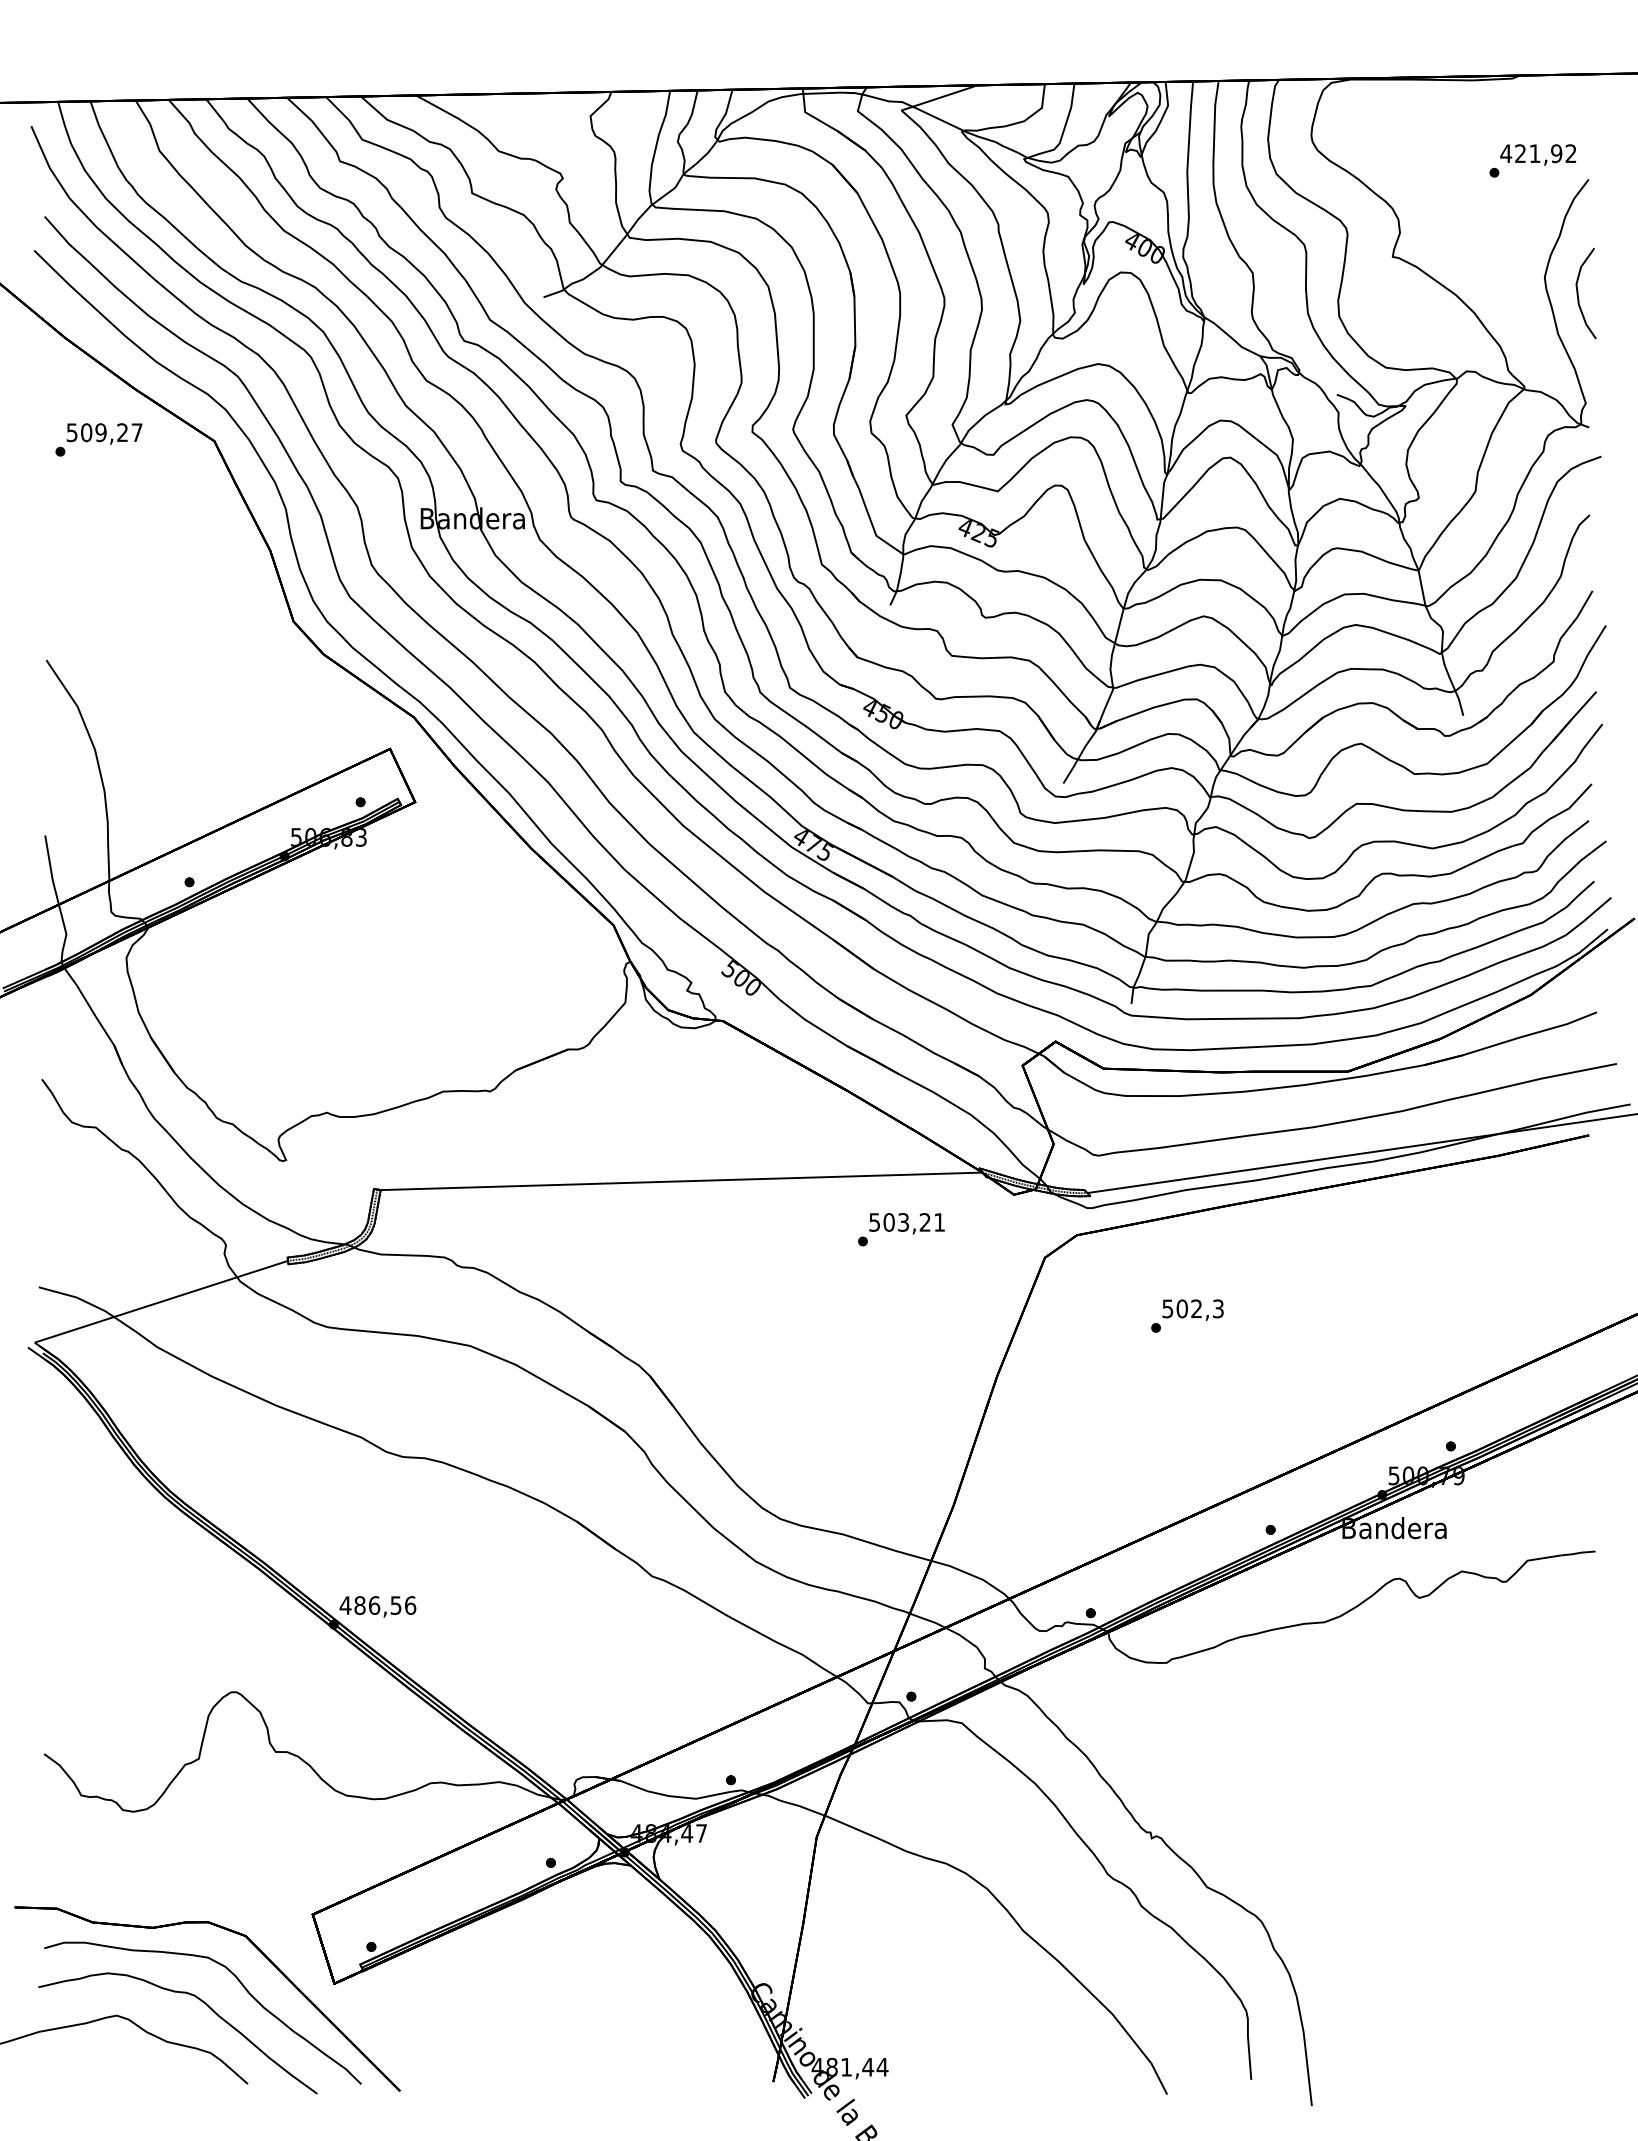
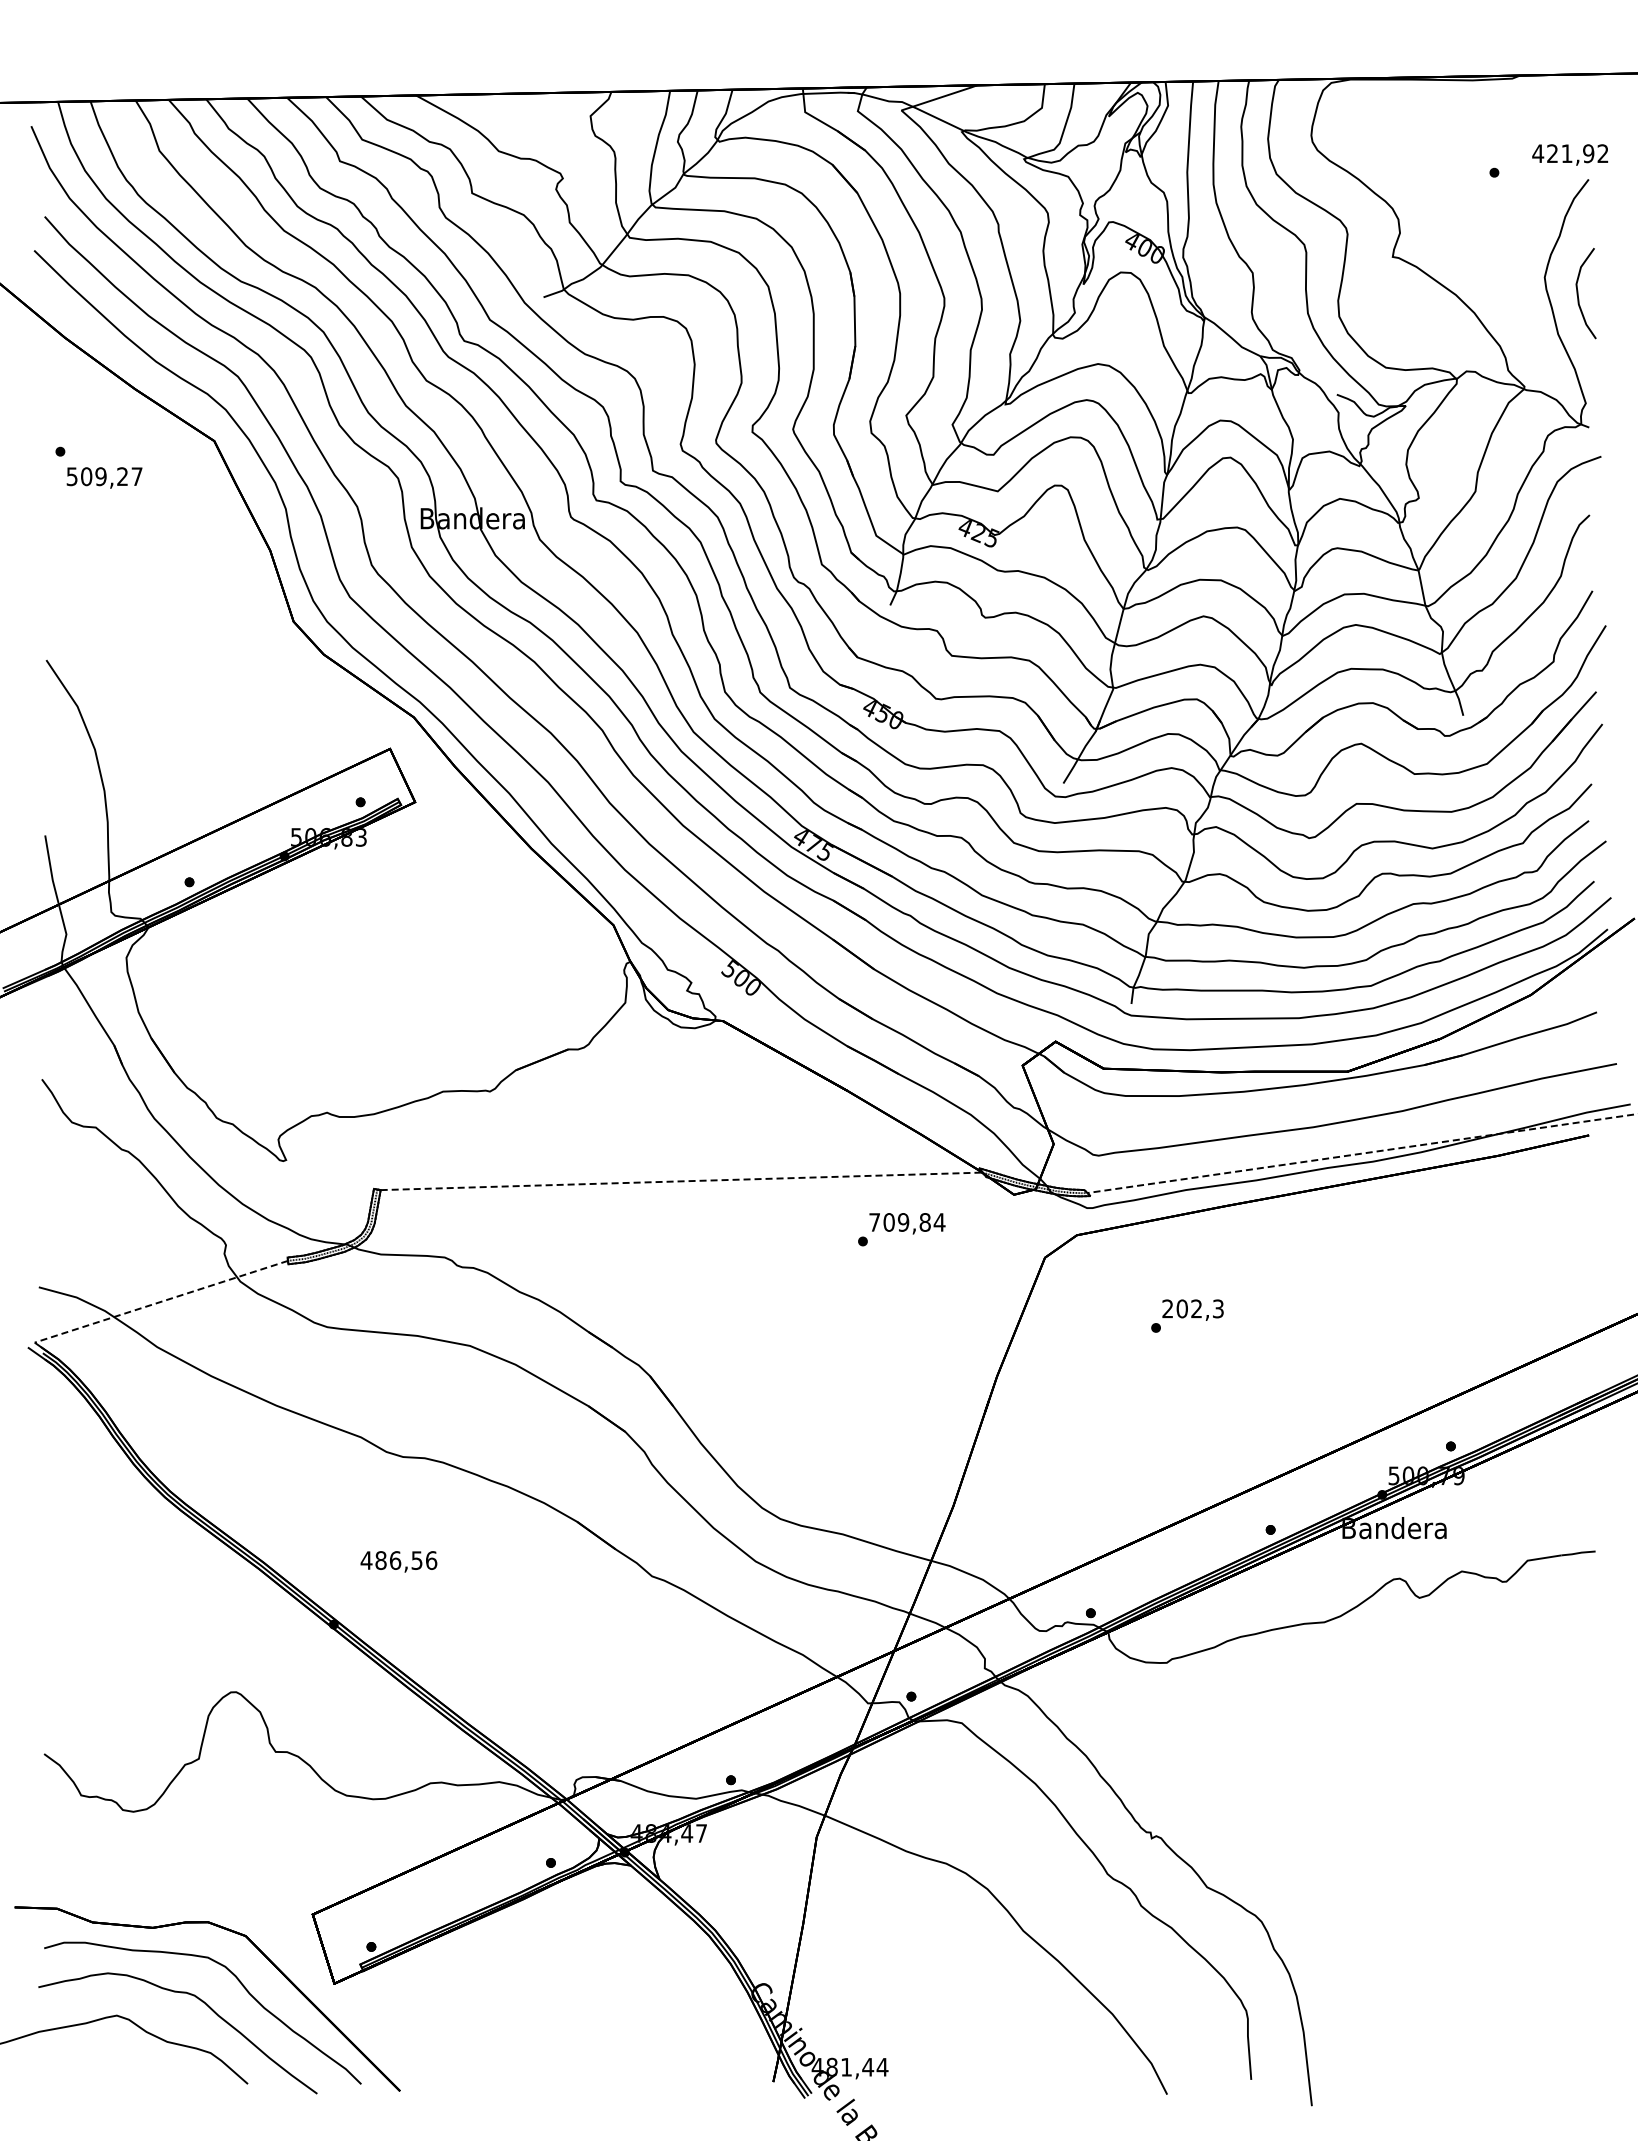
text position: (1538, 154) -> (1570, 154) (1570, 154)
text position: (104, 433) -> (104, 477) (104, 477)
line: solid -> dashed (1362, 1153)
line: solid -> dashed (682, 1181)
text: 503,21 -> 709,84 (907, 1222)
line: solid -> dashed (160, 1301)
text: 502,3 -> 202,3 (1167, 1308)
text position: (377, 1606) -> (398, 1561) (398, 1561)
